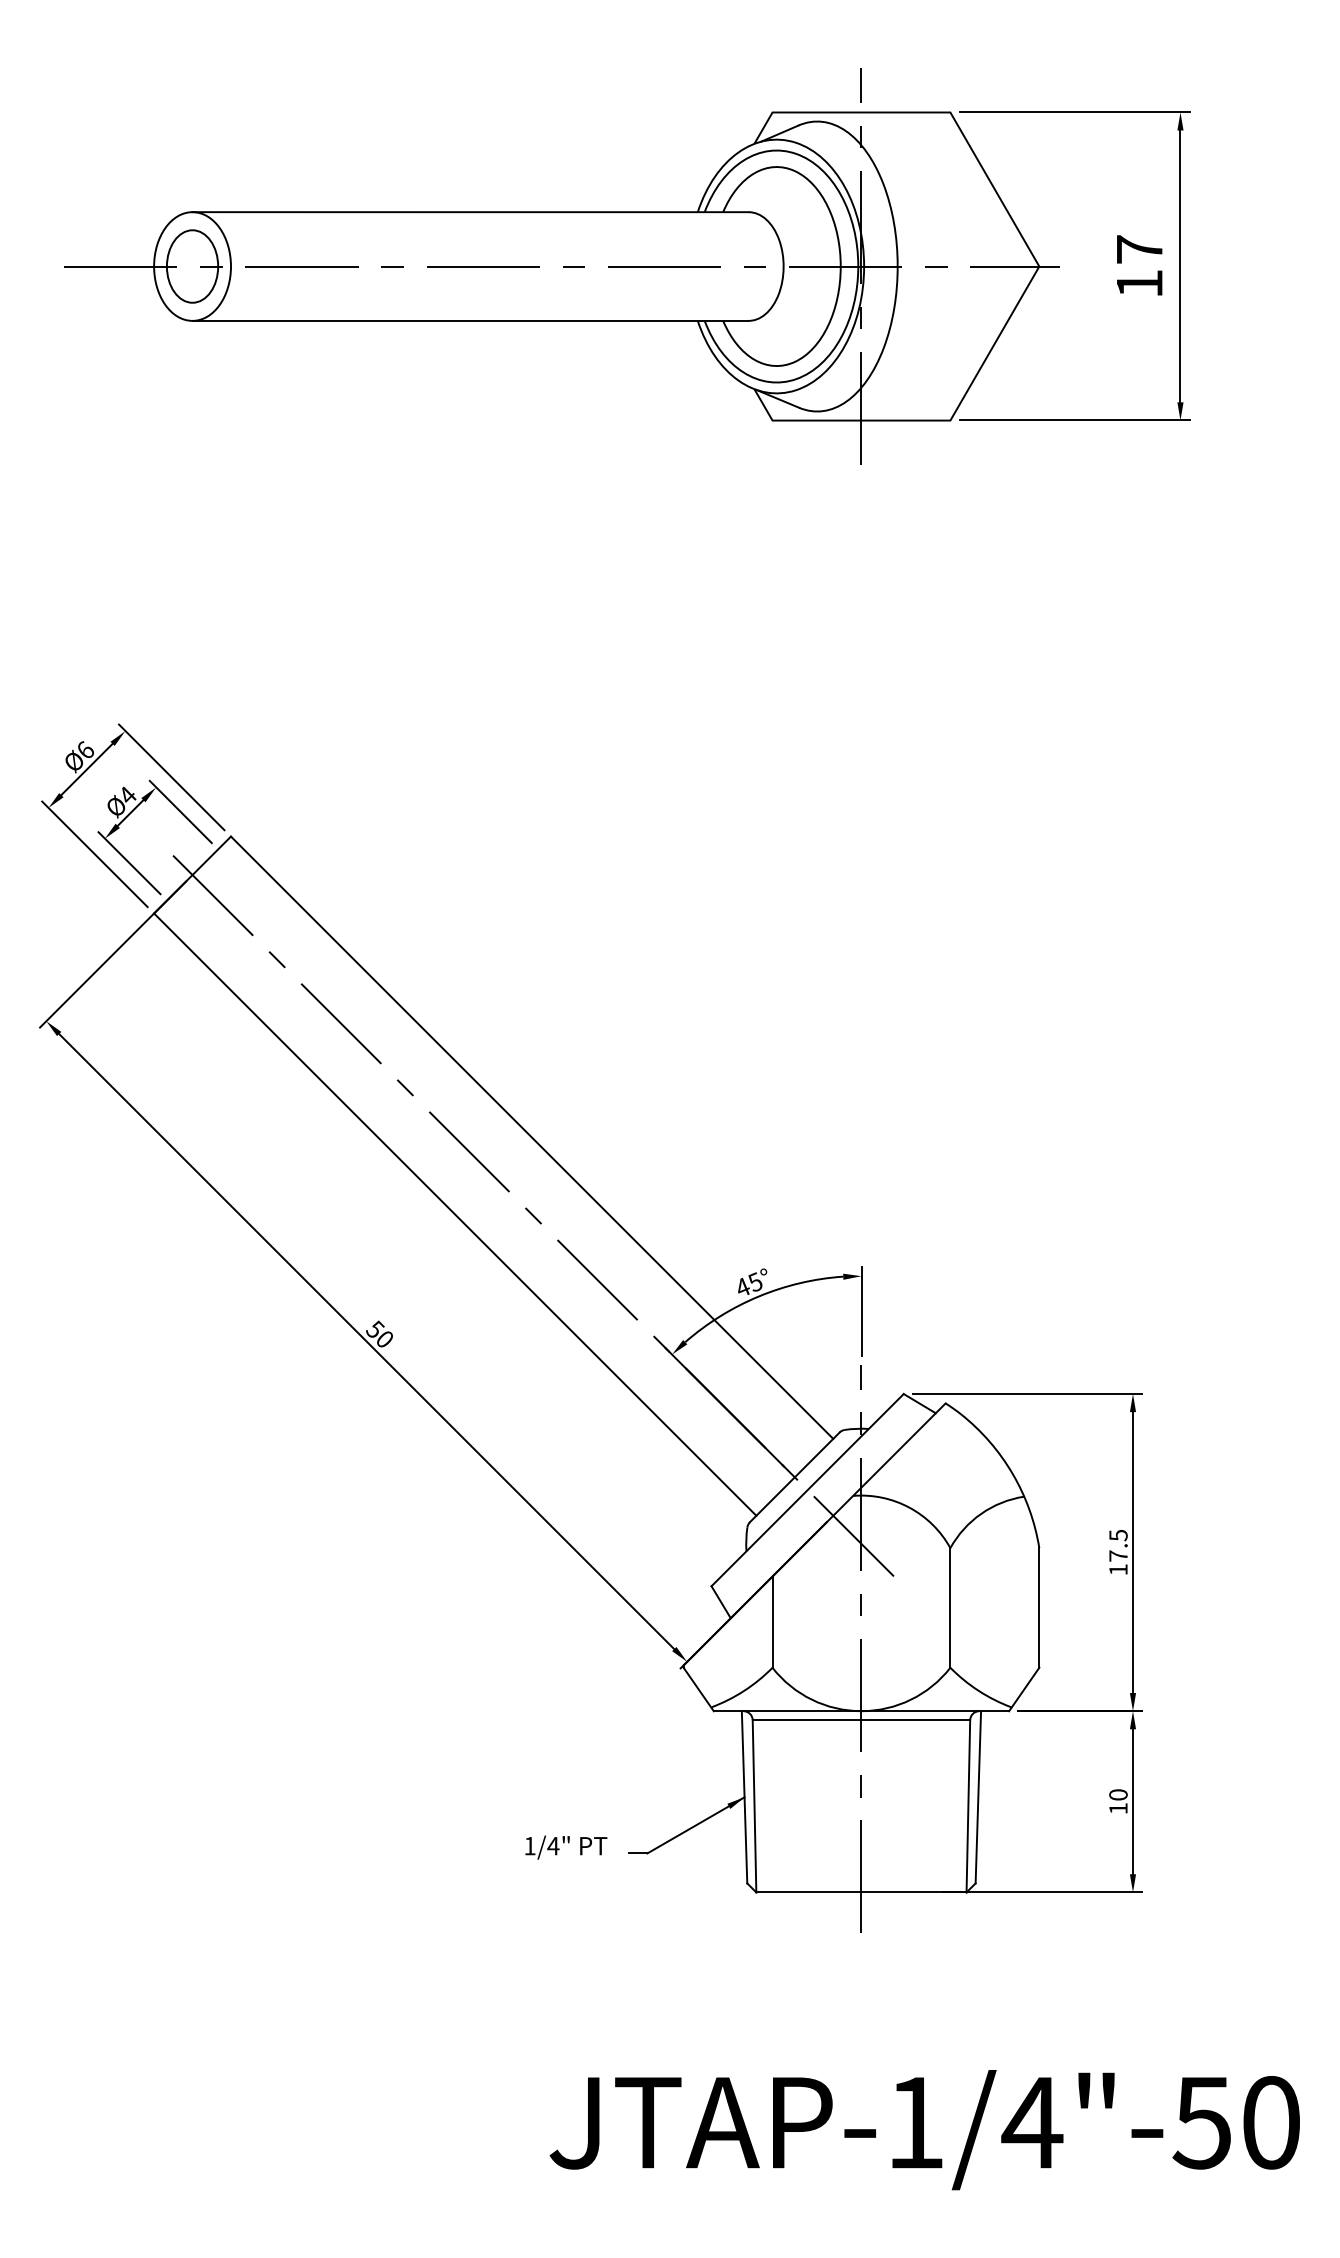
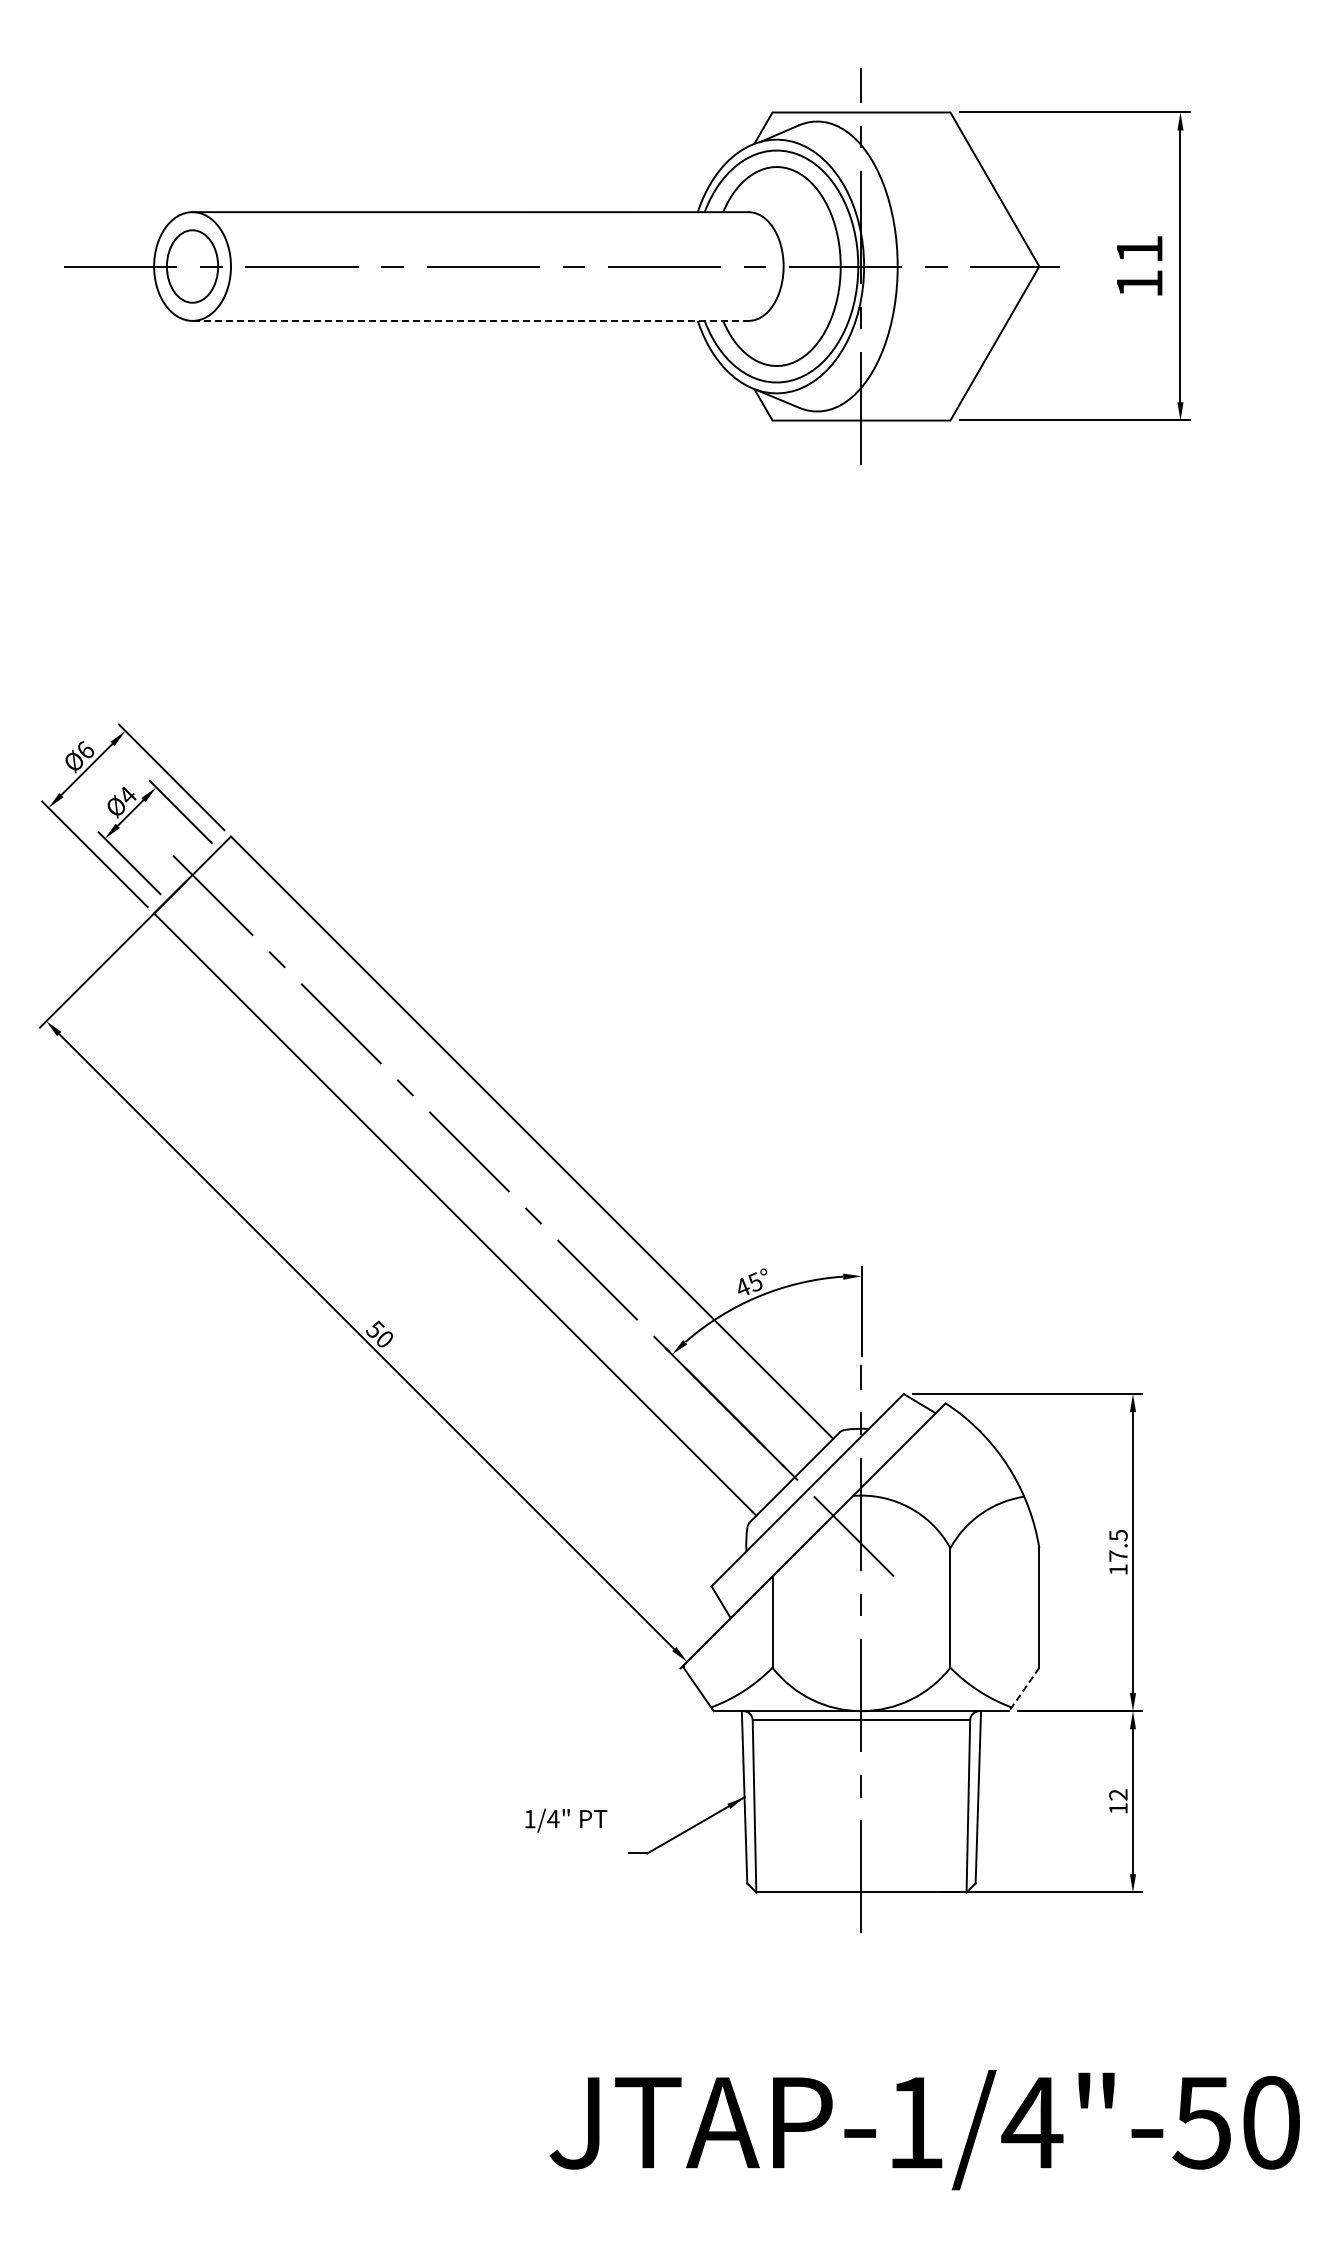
text: 17 -> 11 (1139, 249)
line: solid -> dashed (470, 320)
line: solid -> dashed (1023, 1689)
text: 10 -> 12 (1118, 1794)
text position: (566, 1847) -> (566, 1820) (566, 1820)
